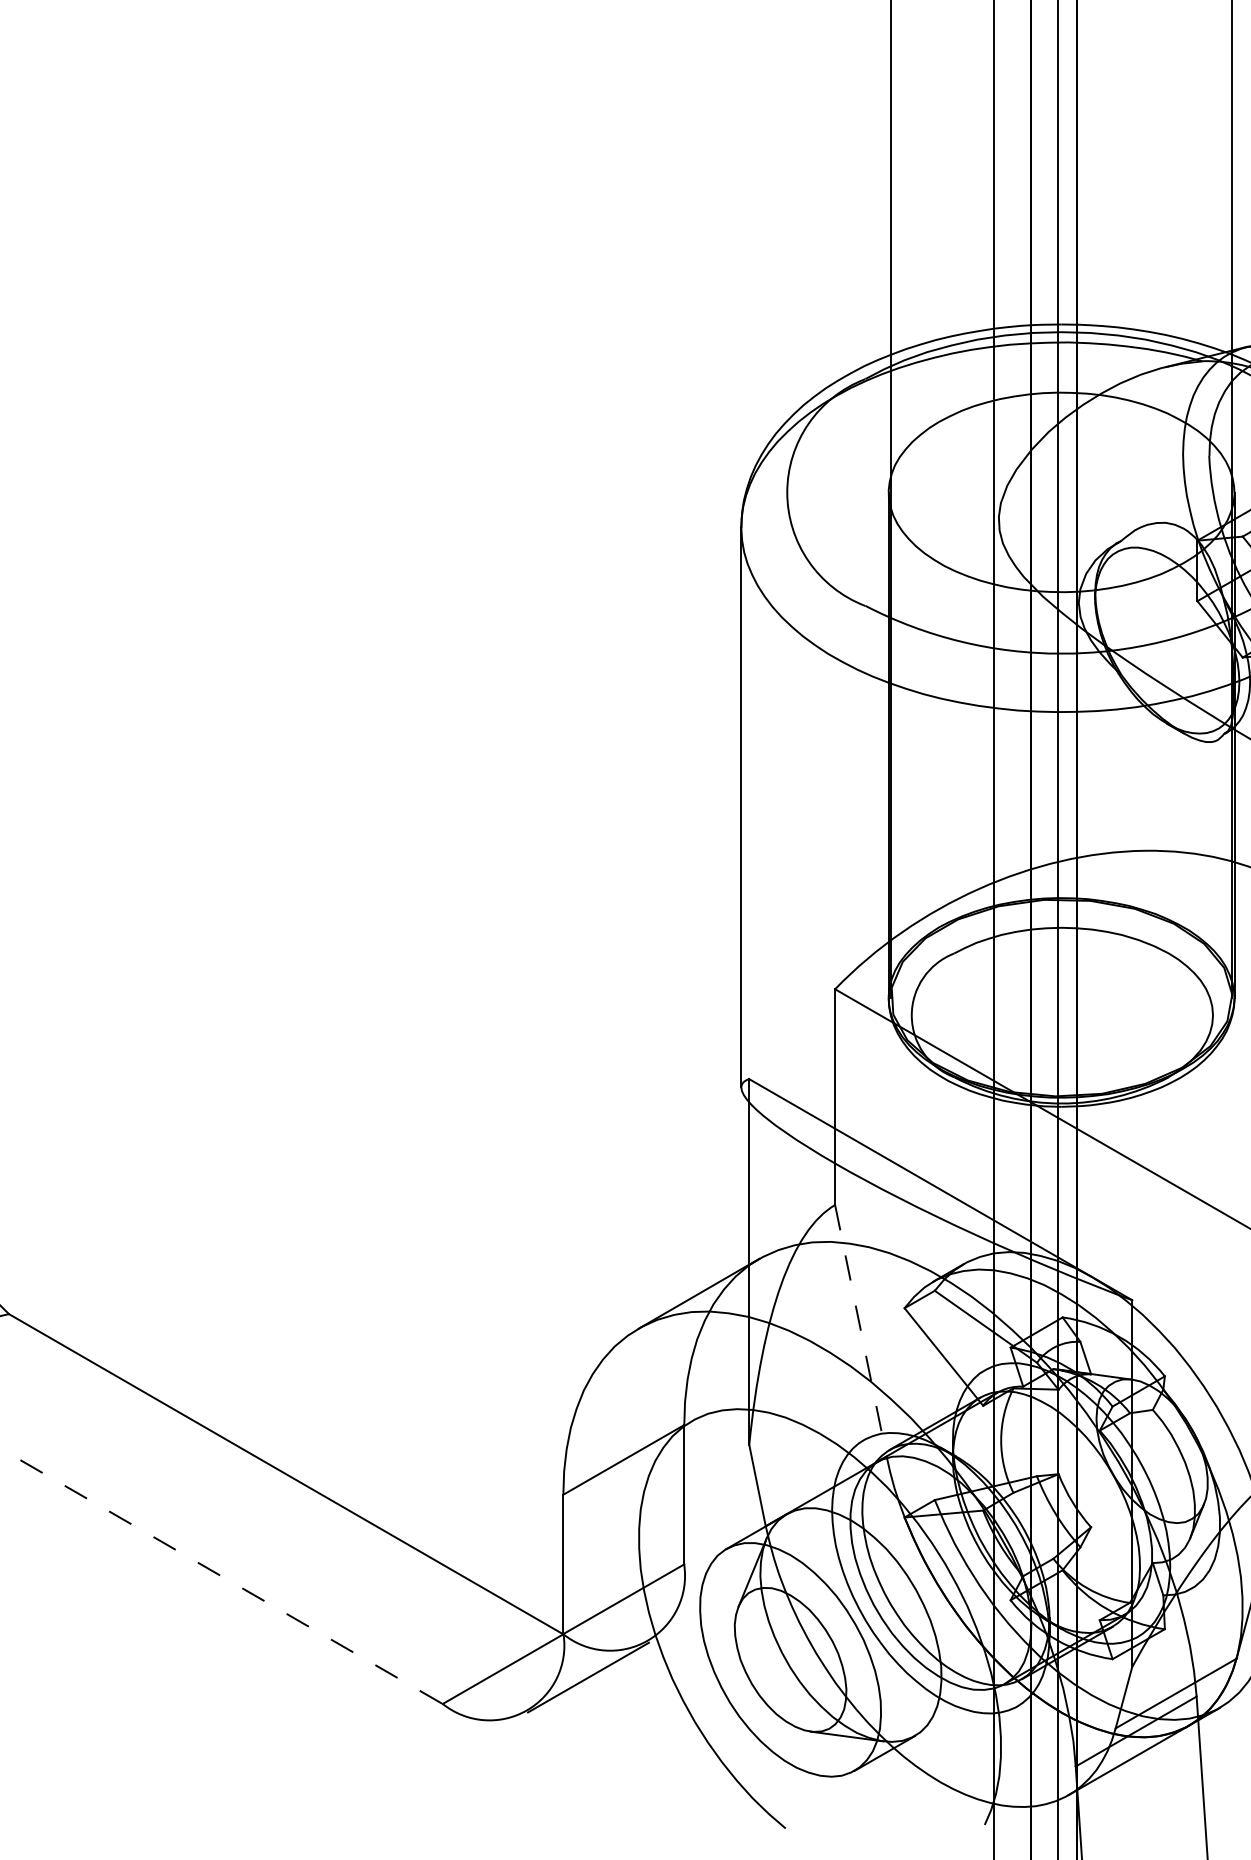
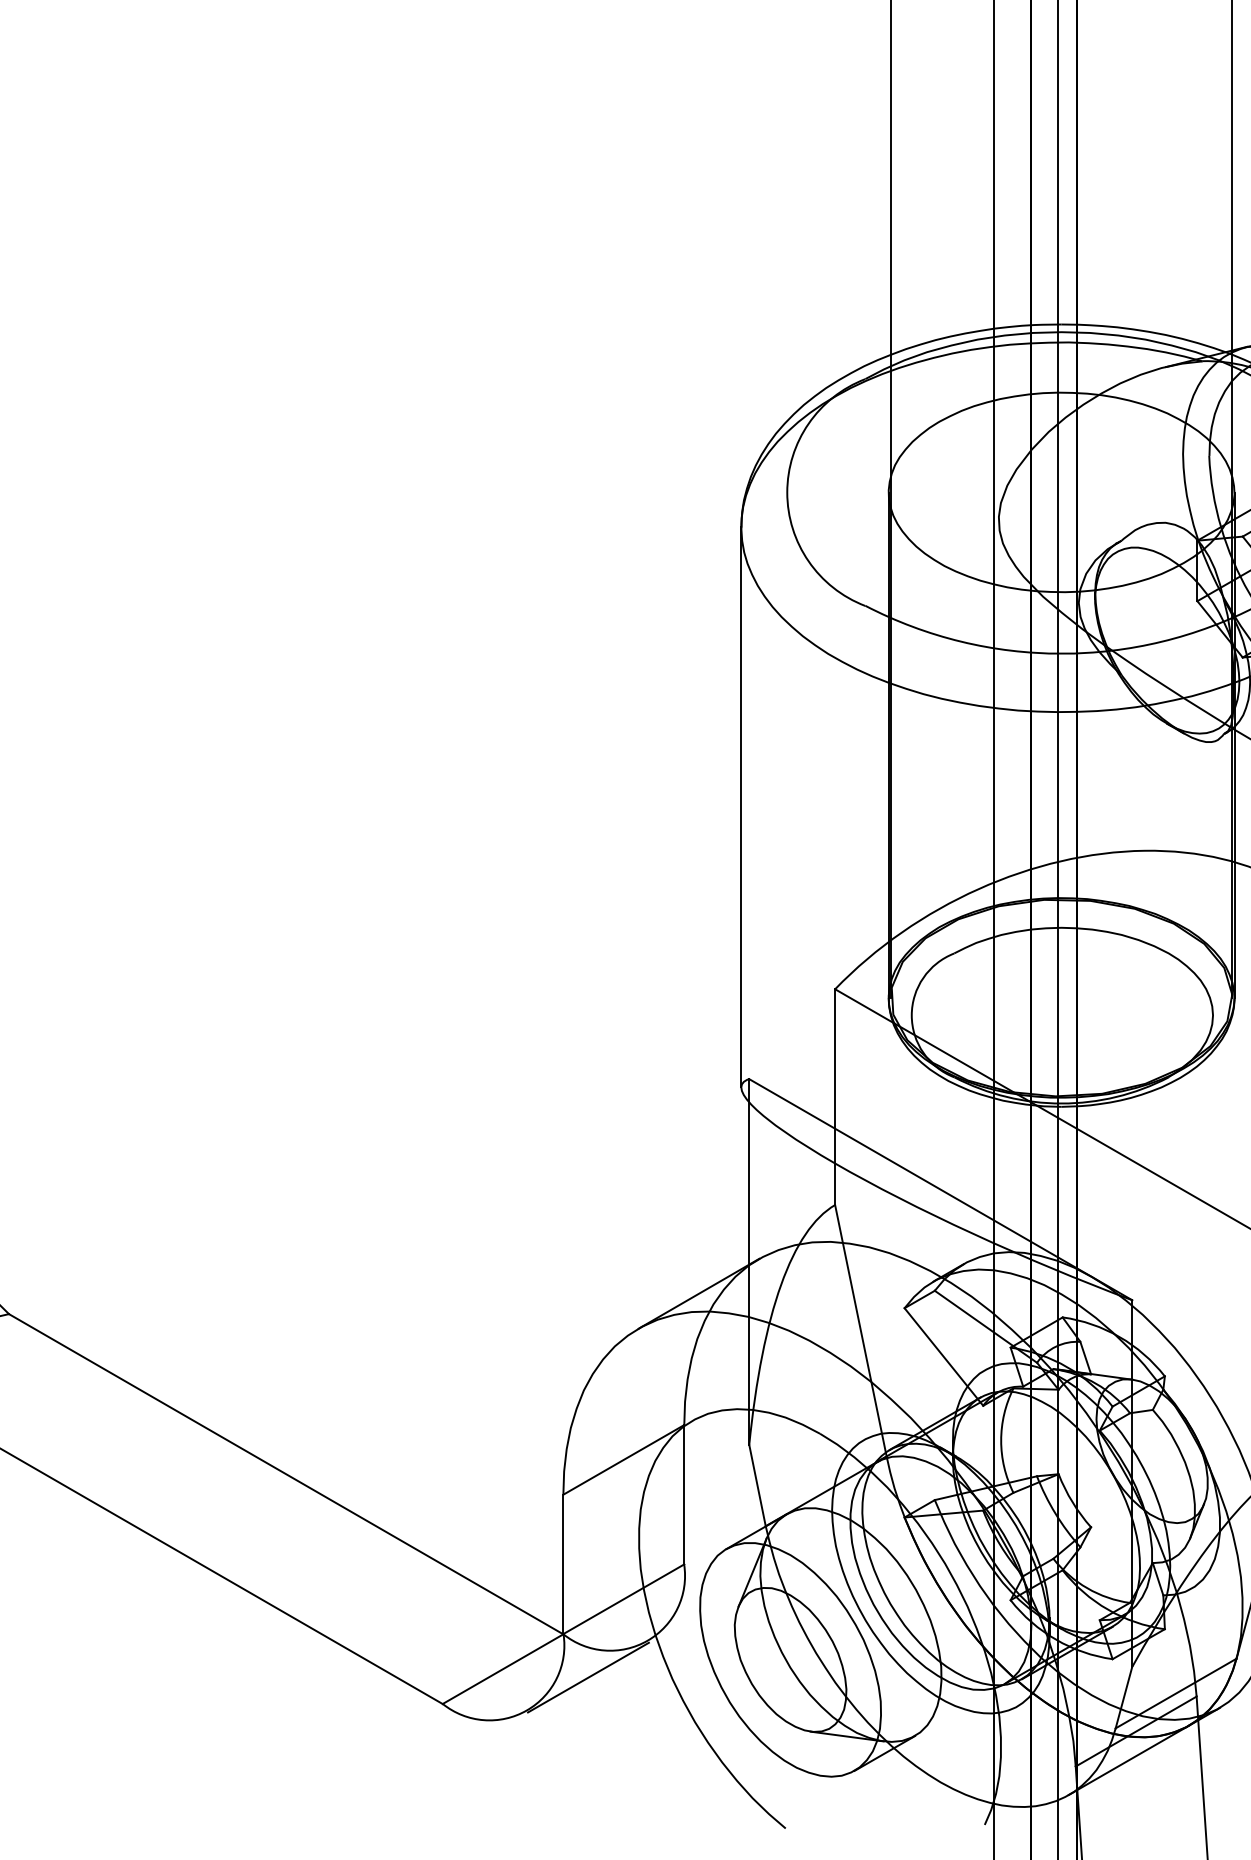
line: dashed -> solid (861, 1331)
line: dashed -> solid (222, 1576)
